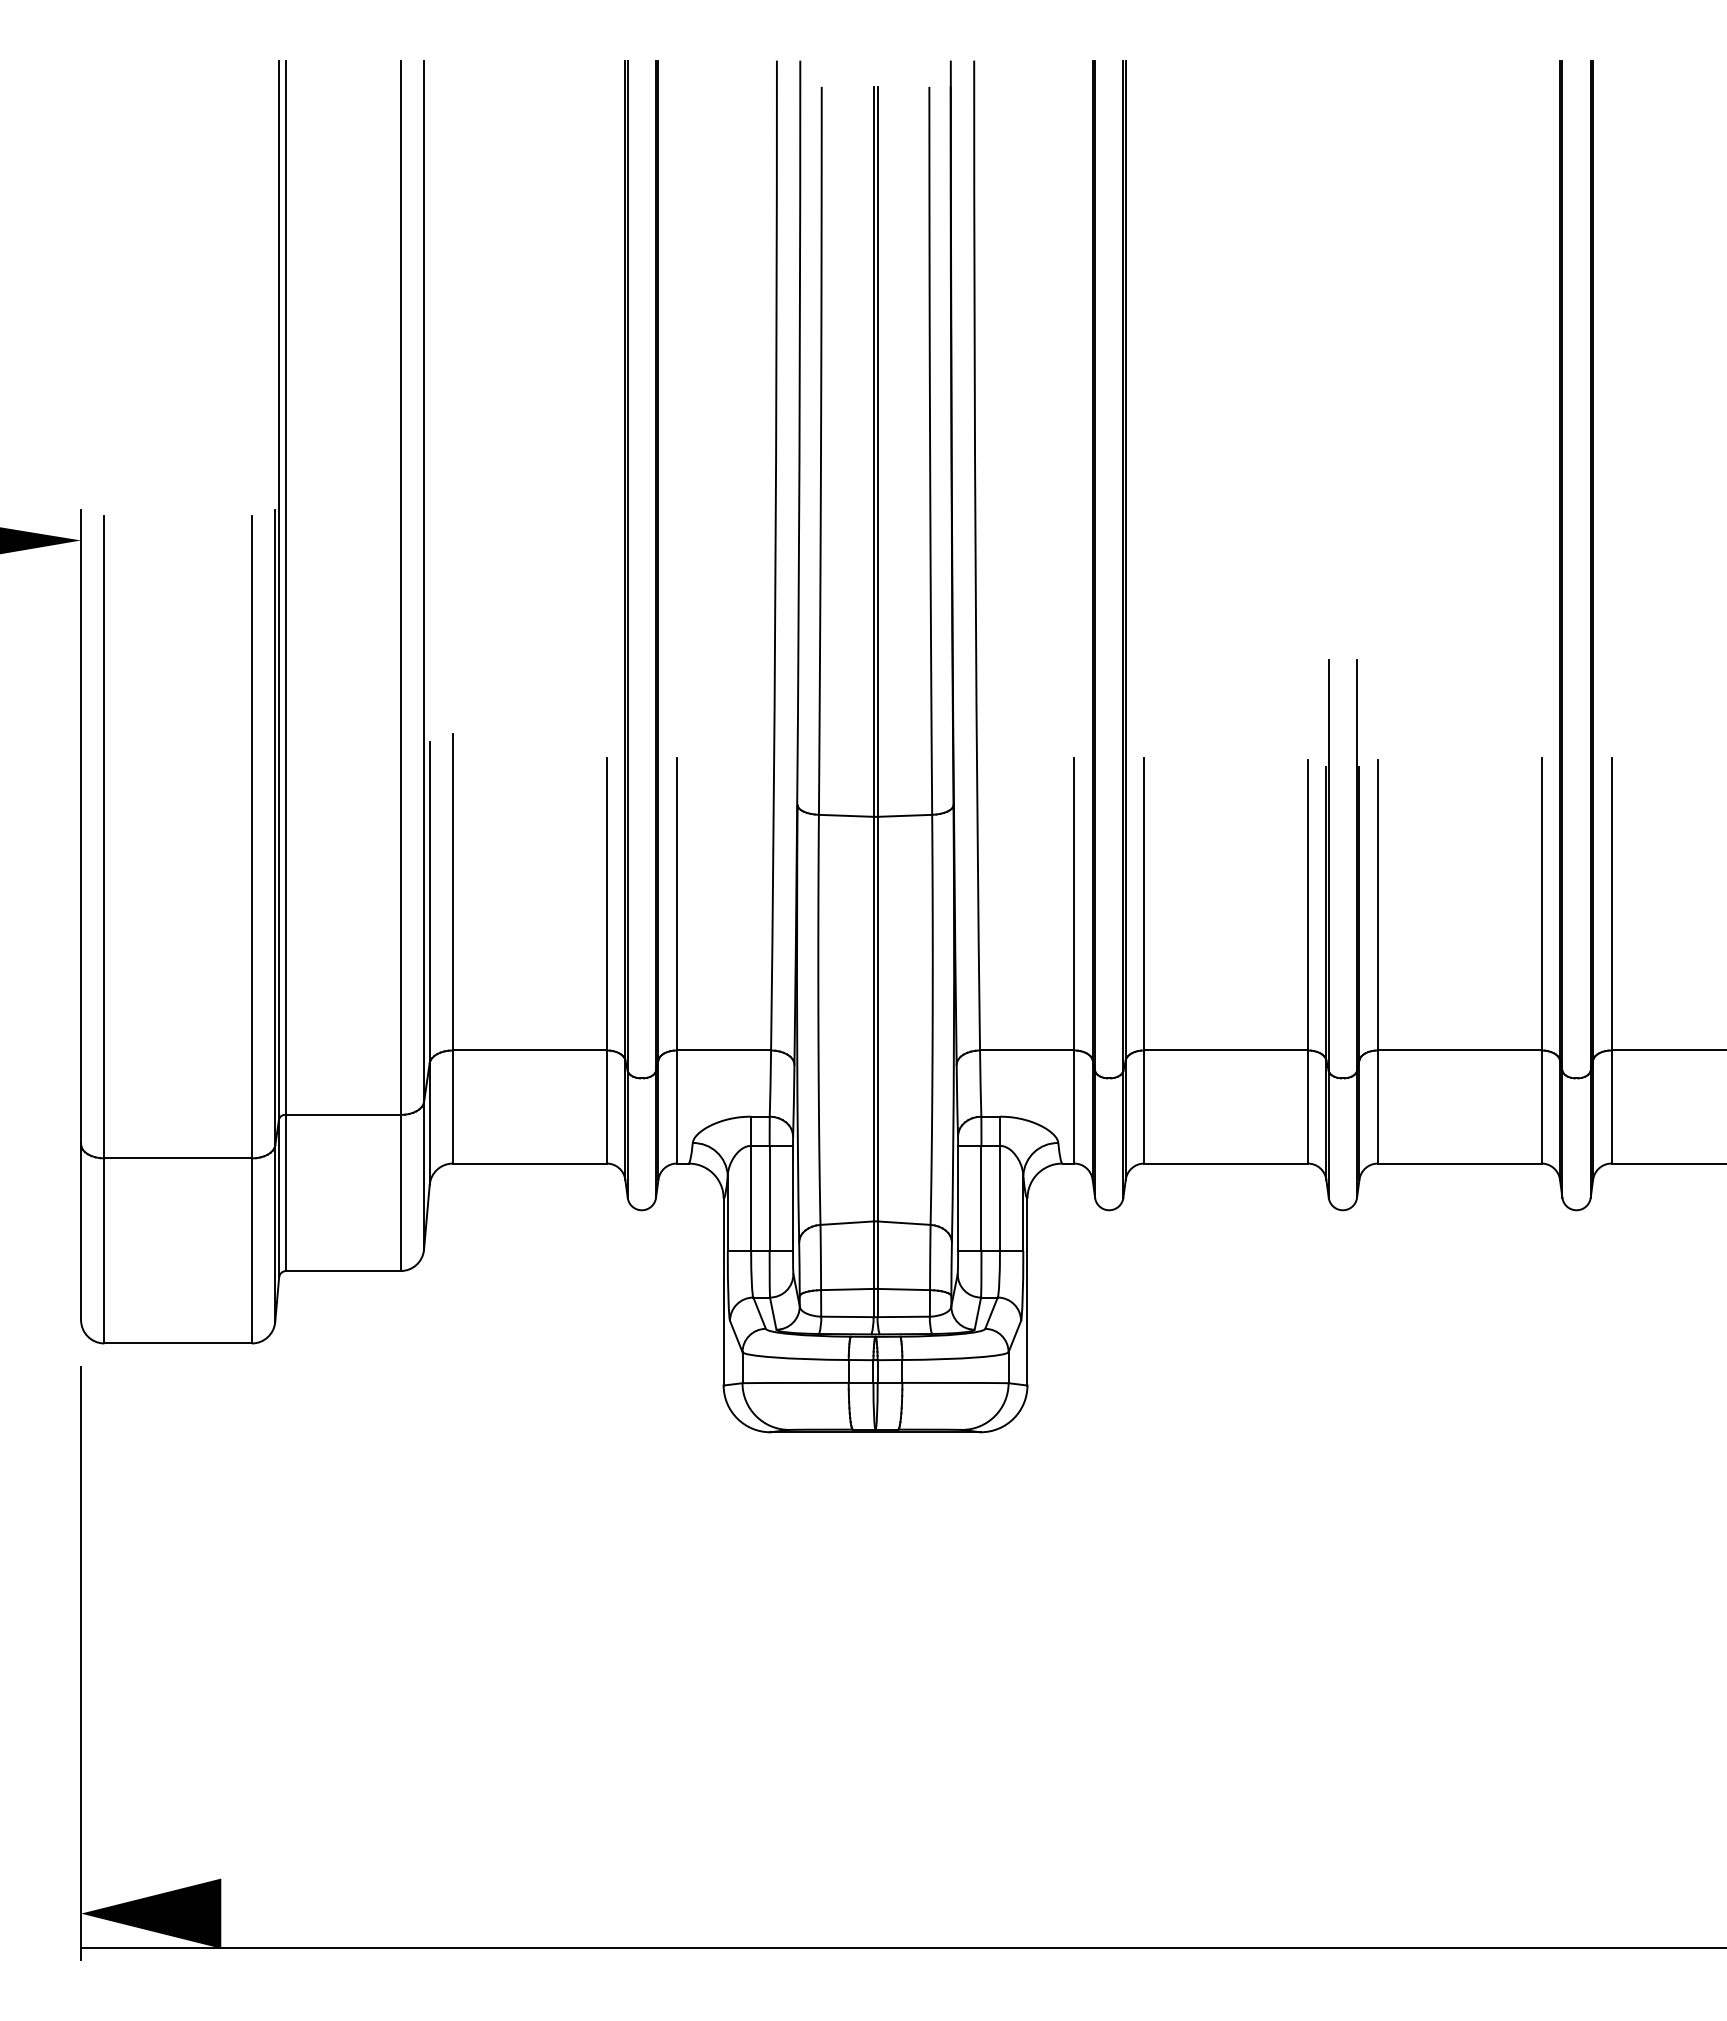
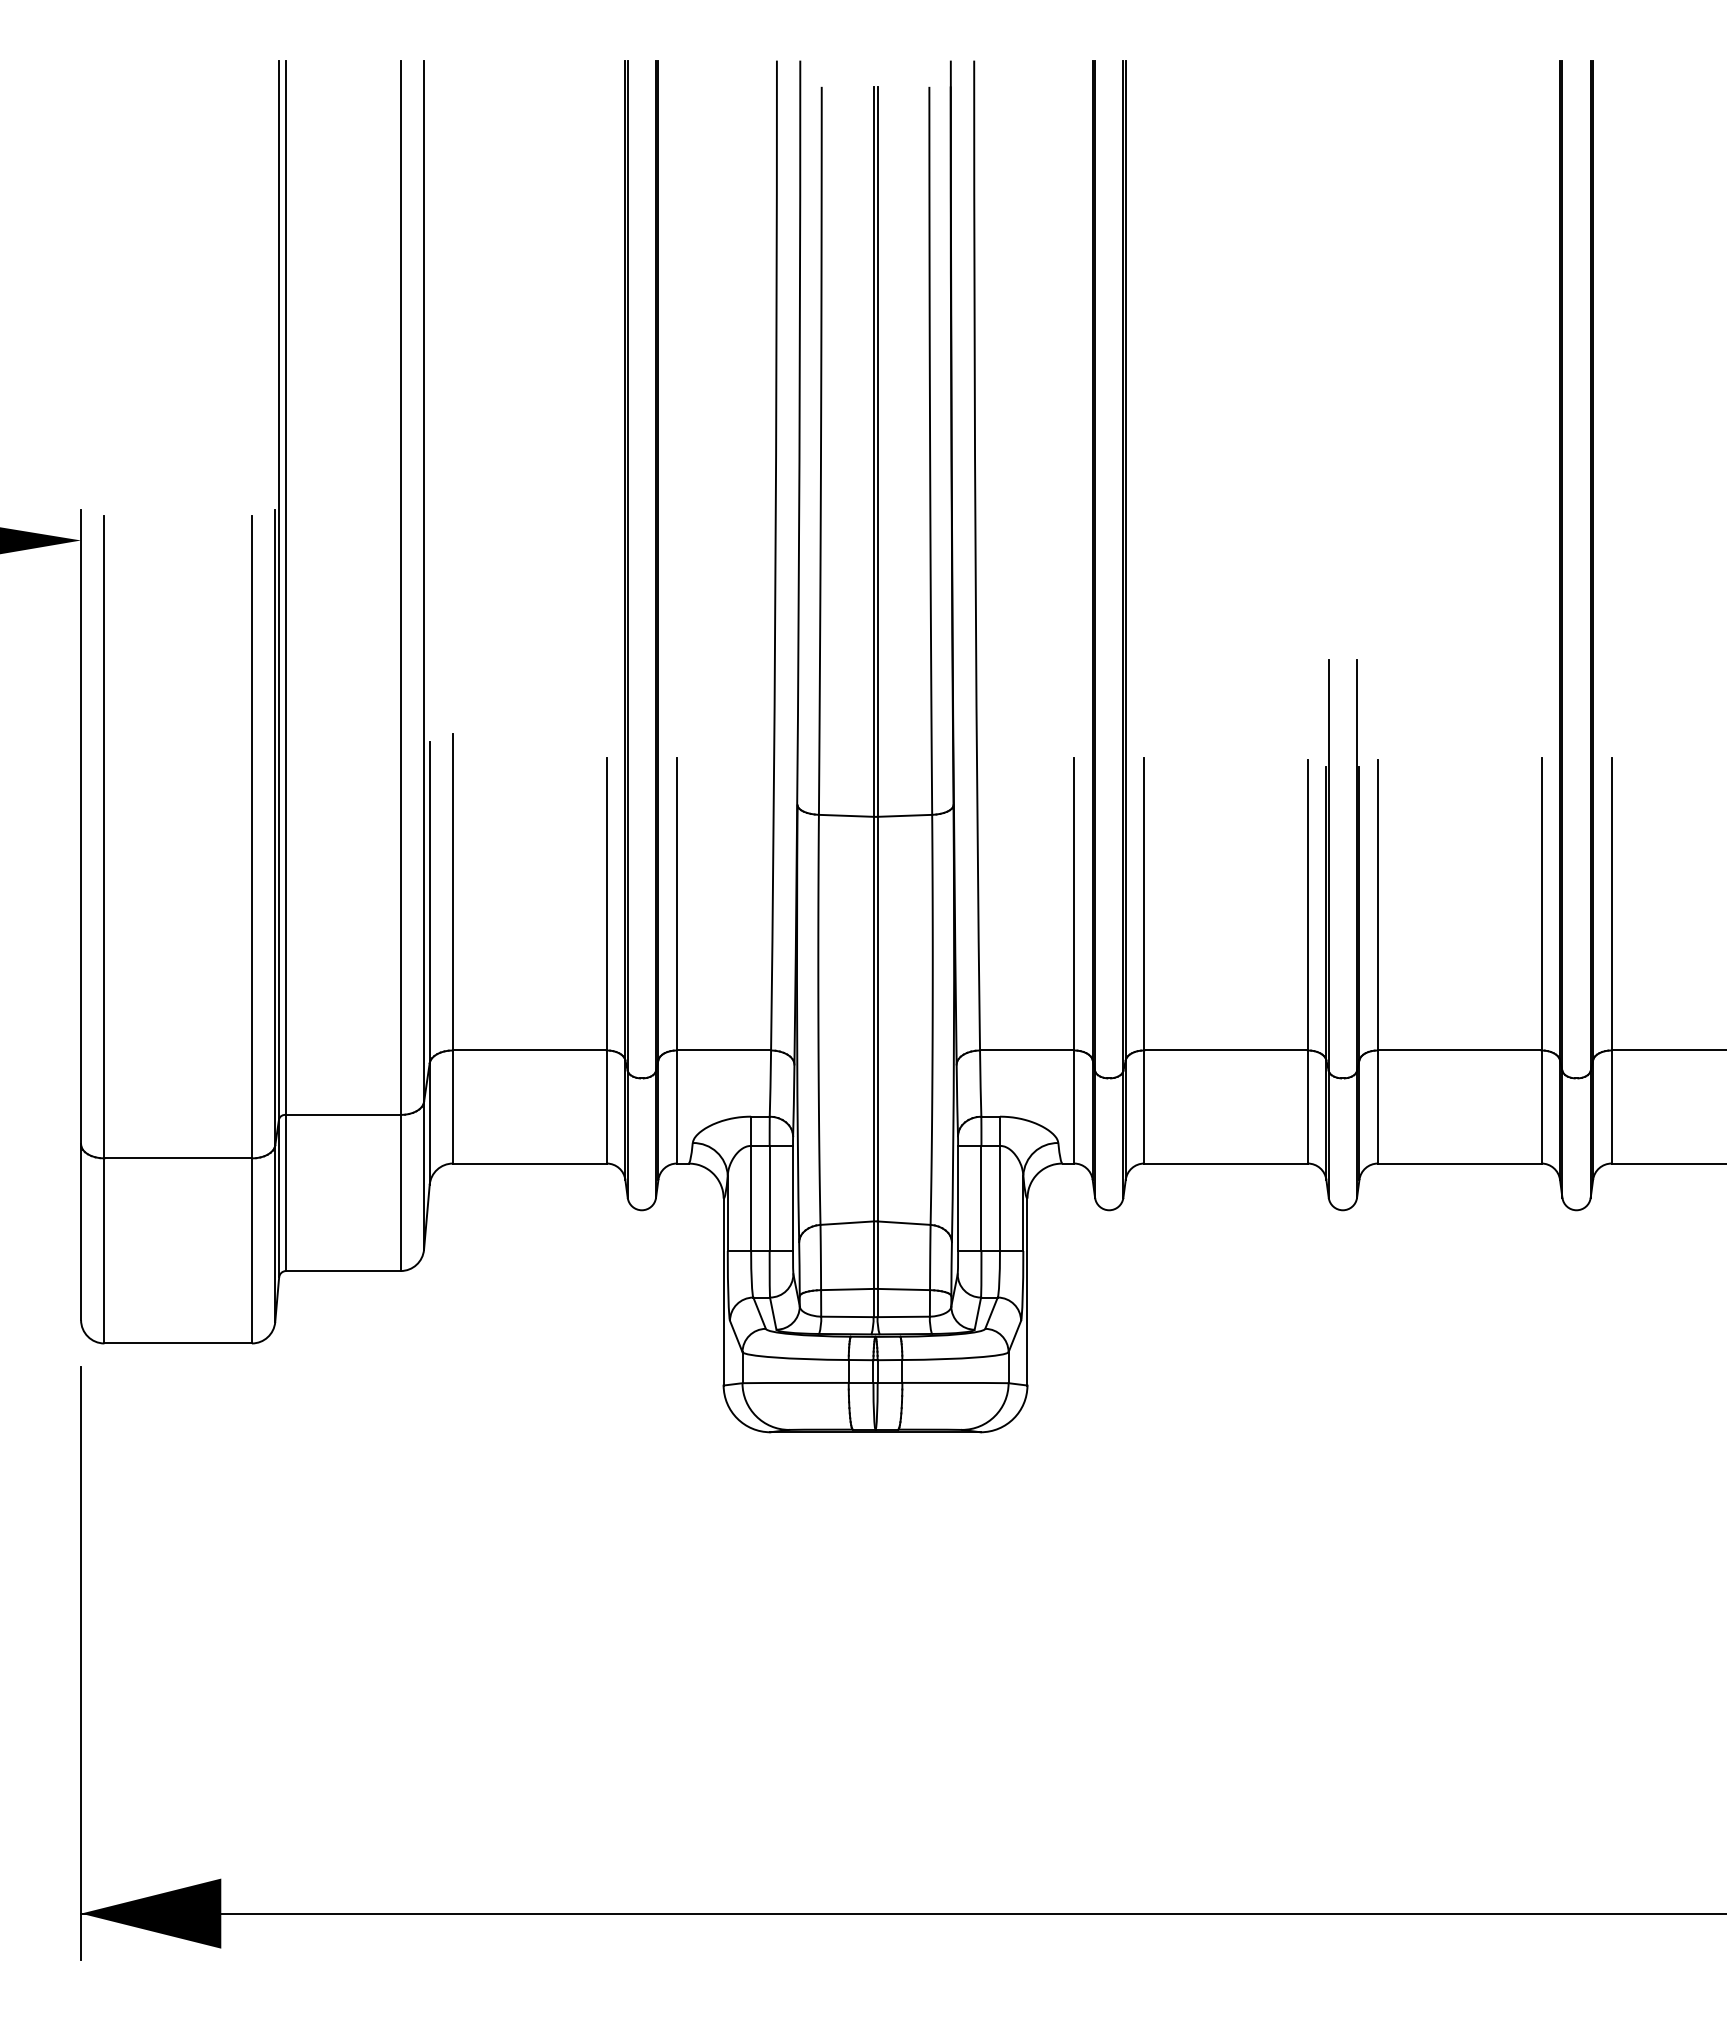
line position: (902, 1947) -> (902, 1913) (902, 1913)
